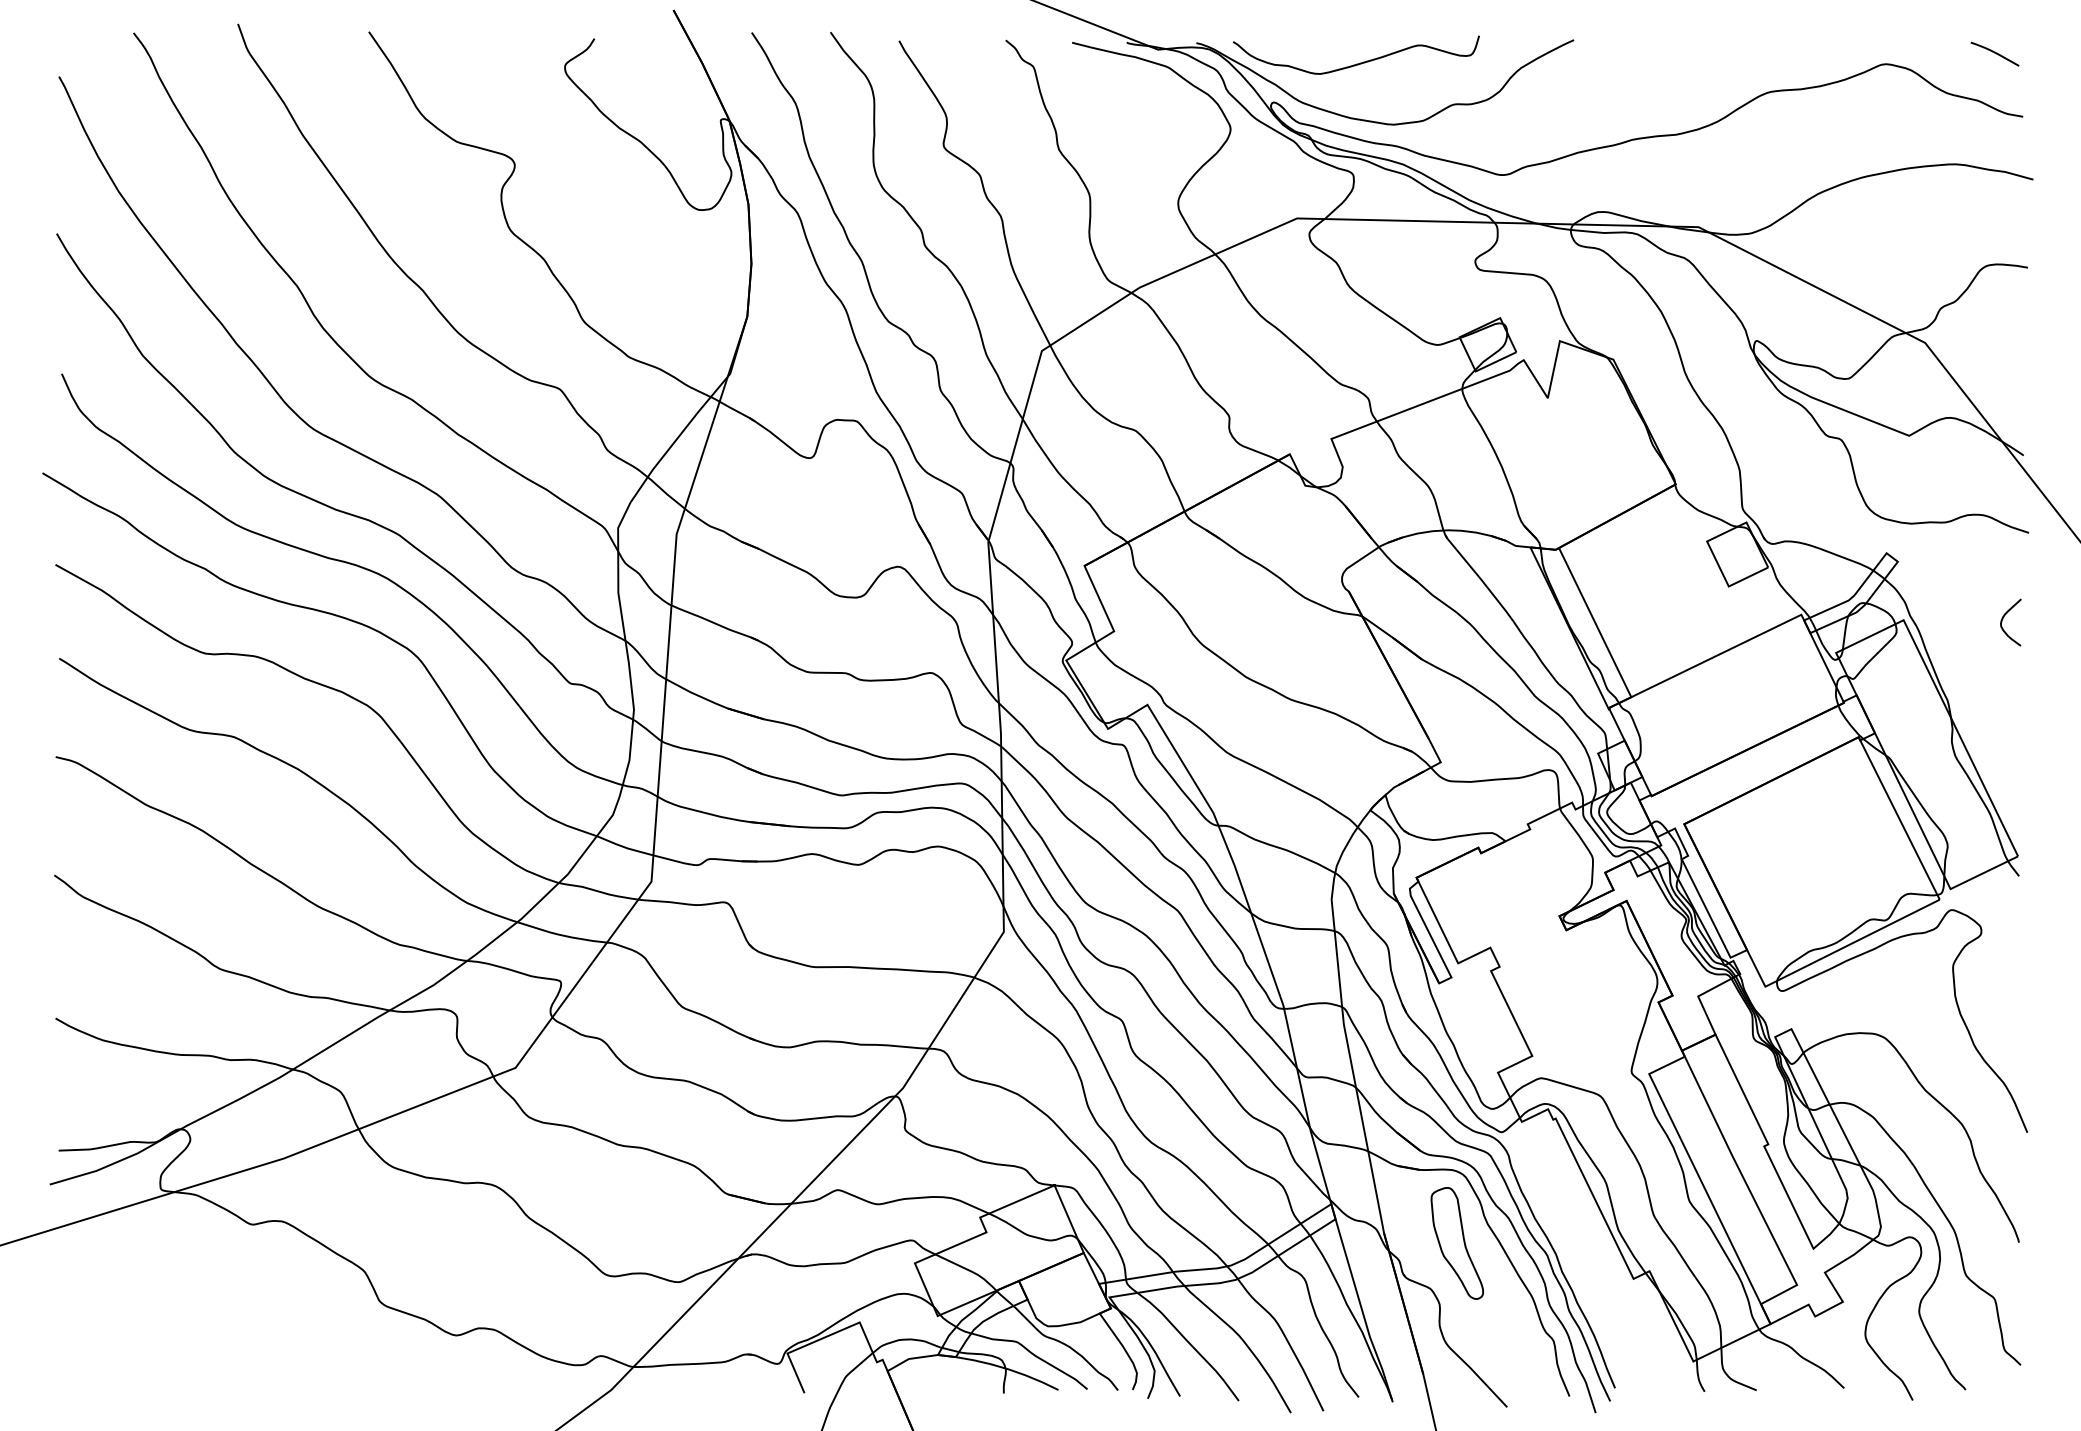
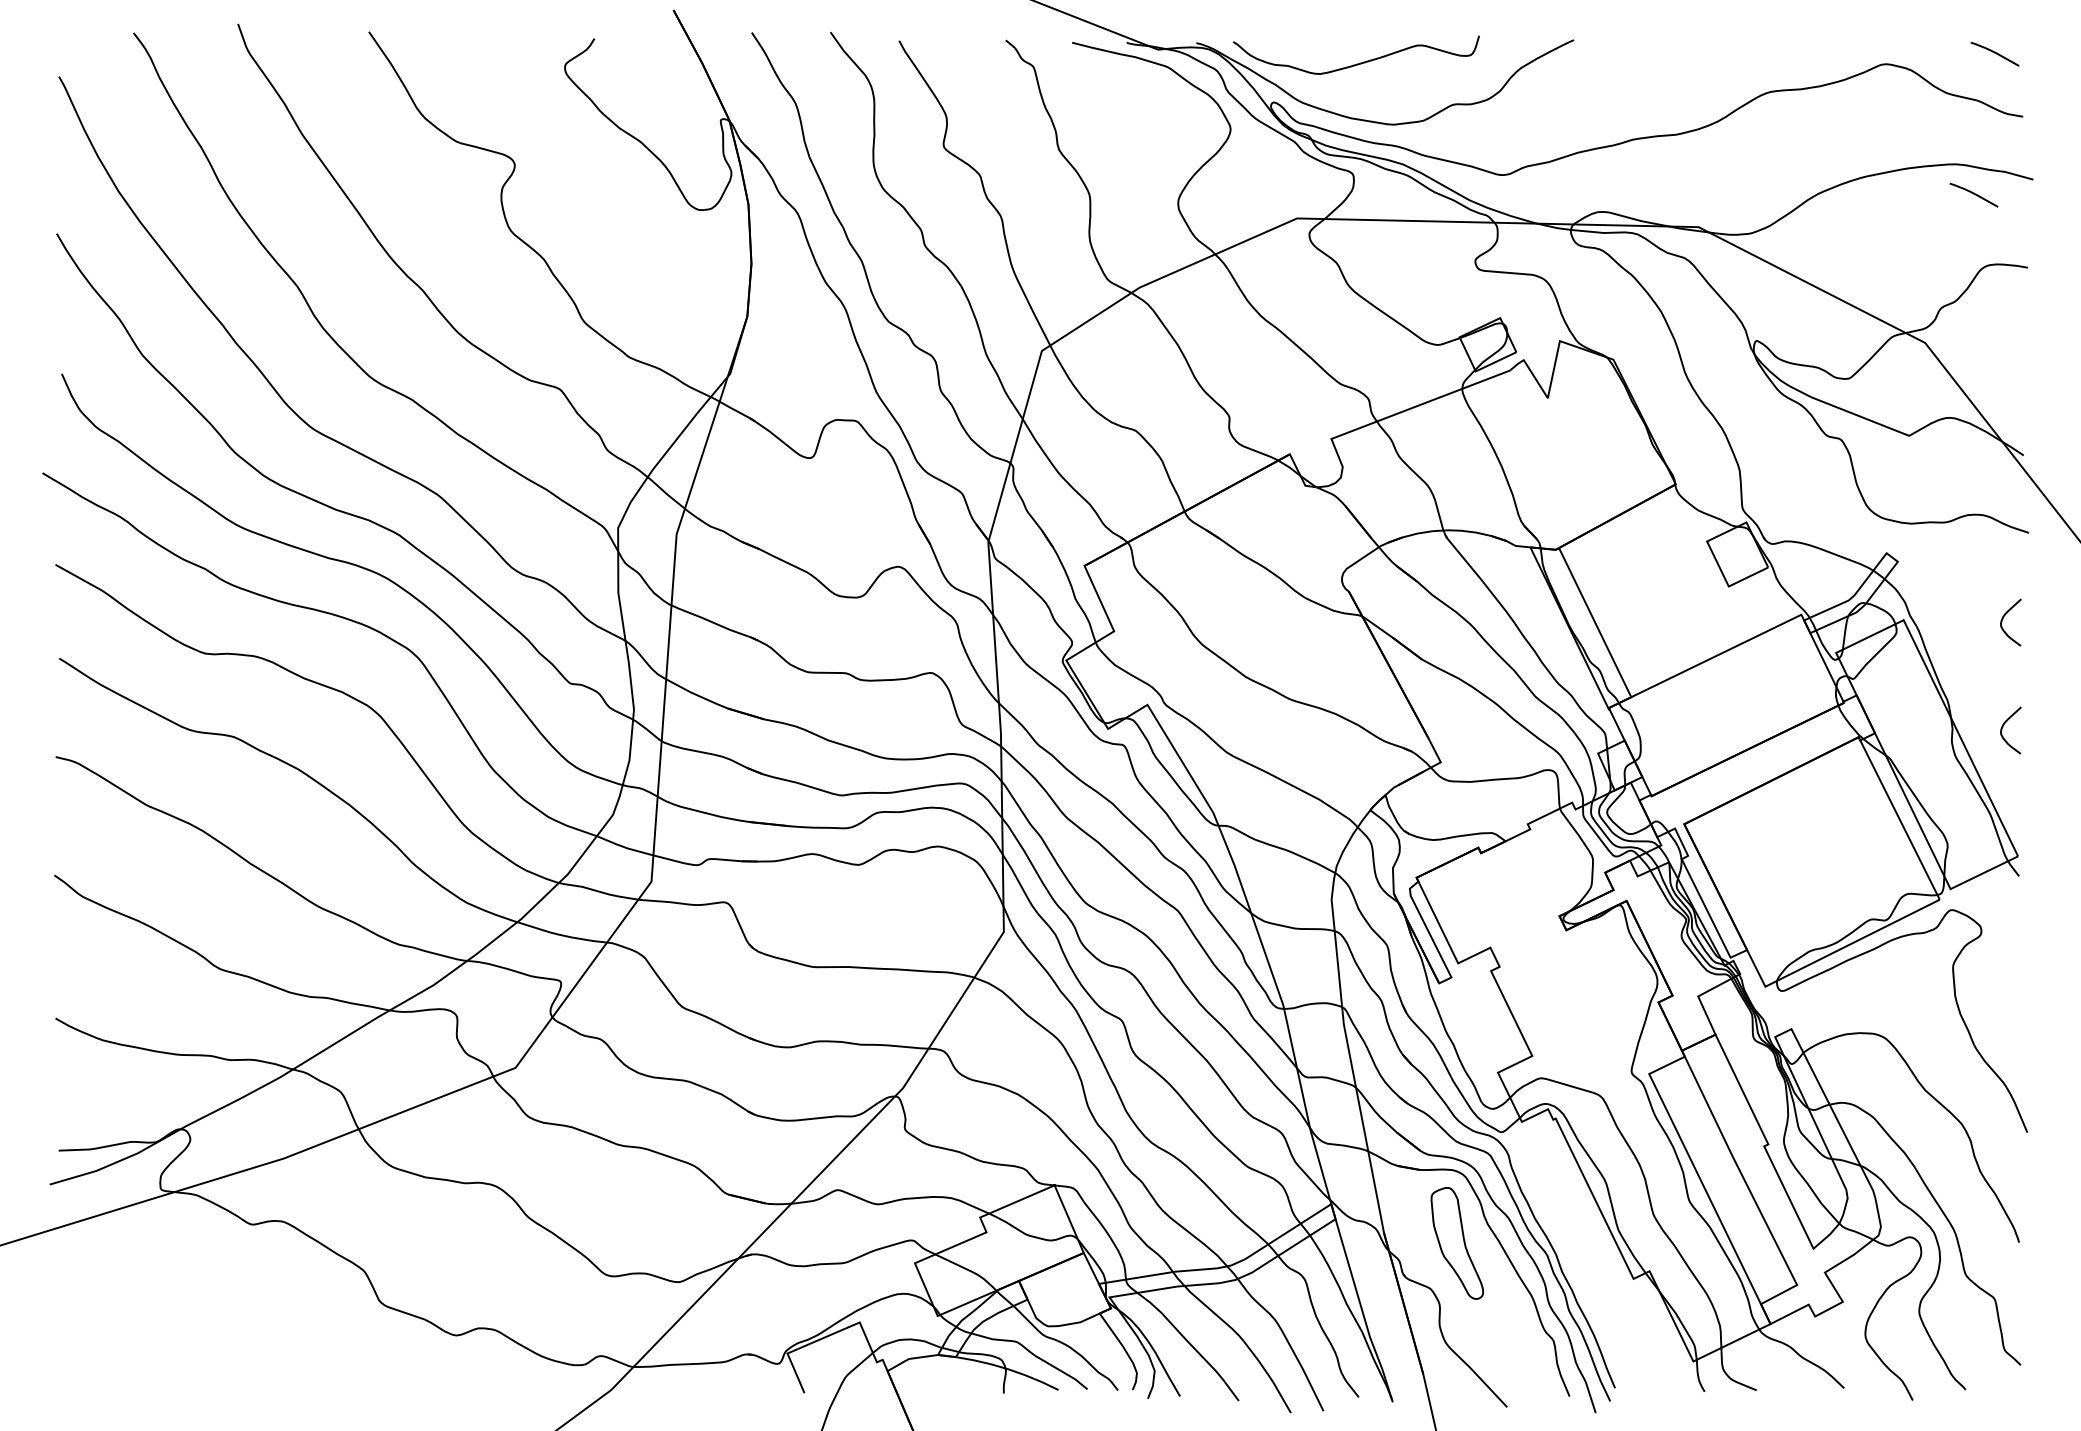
curve: none -> present (1973, 194)
curve: none -> present (2003, 727)
